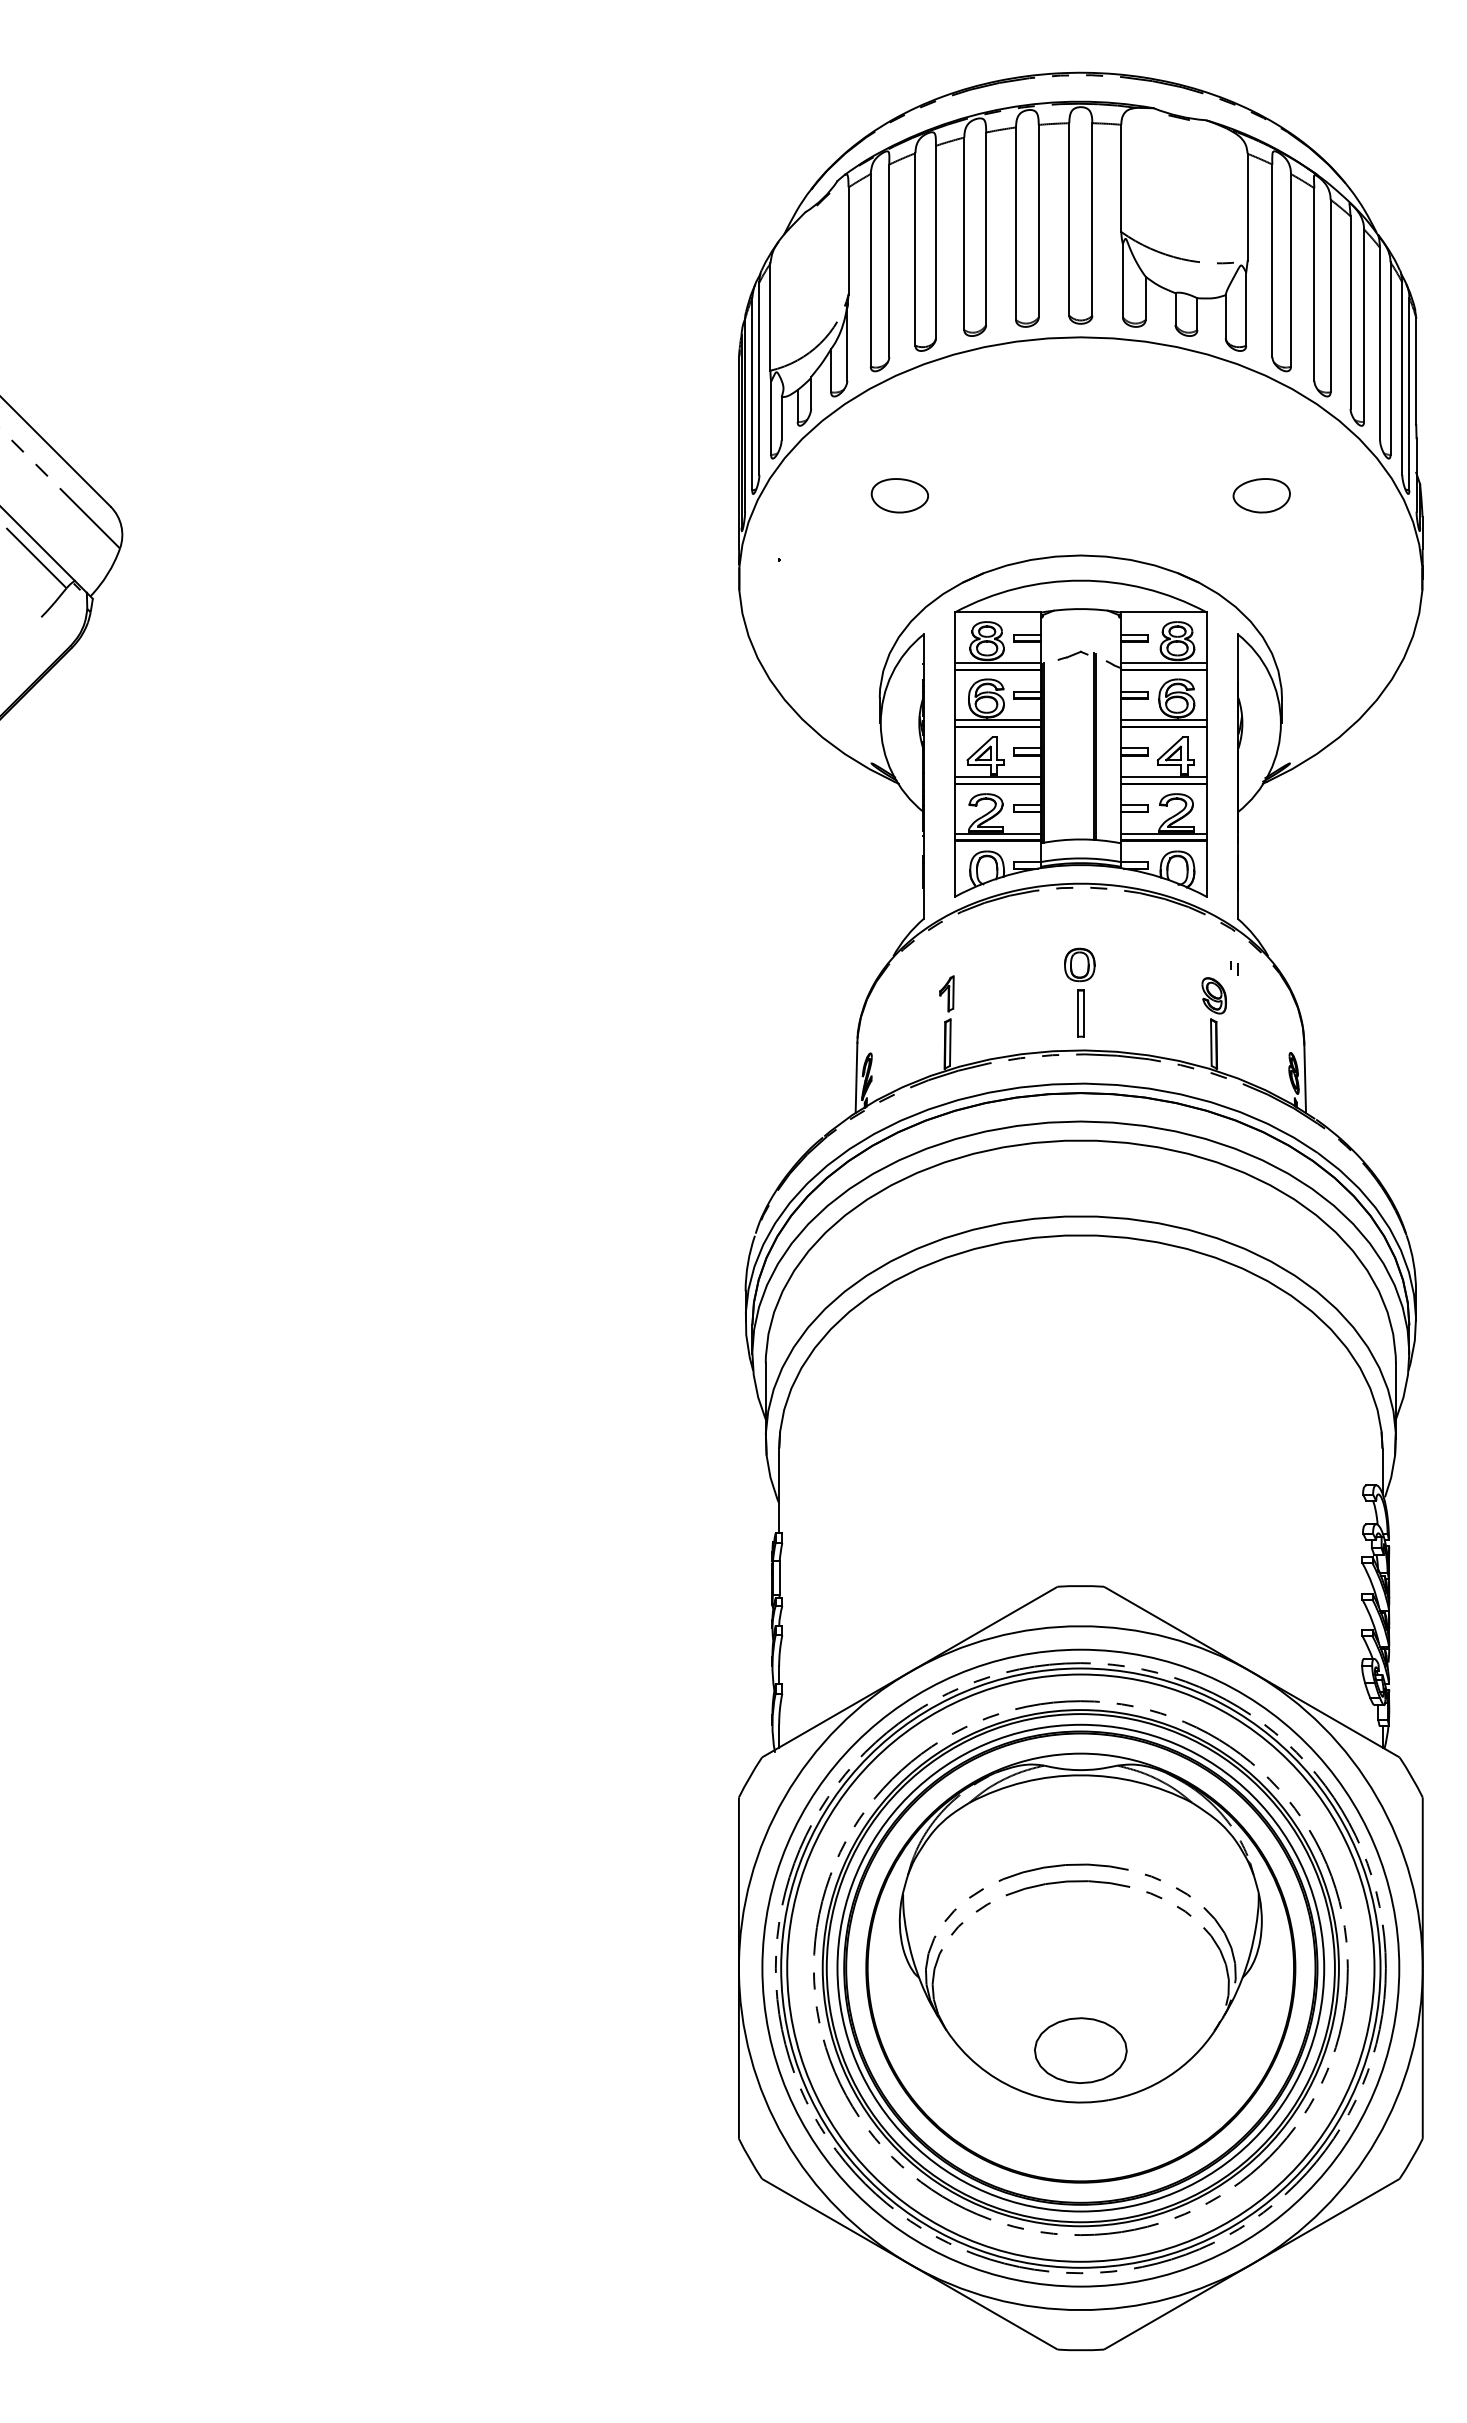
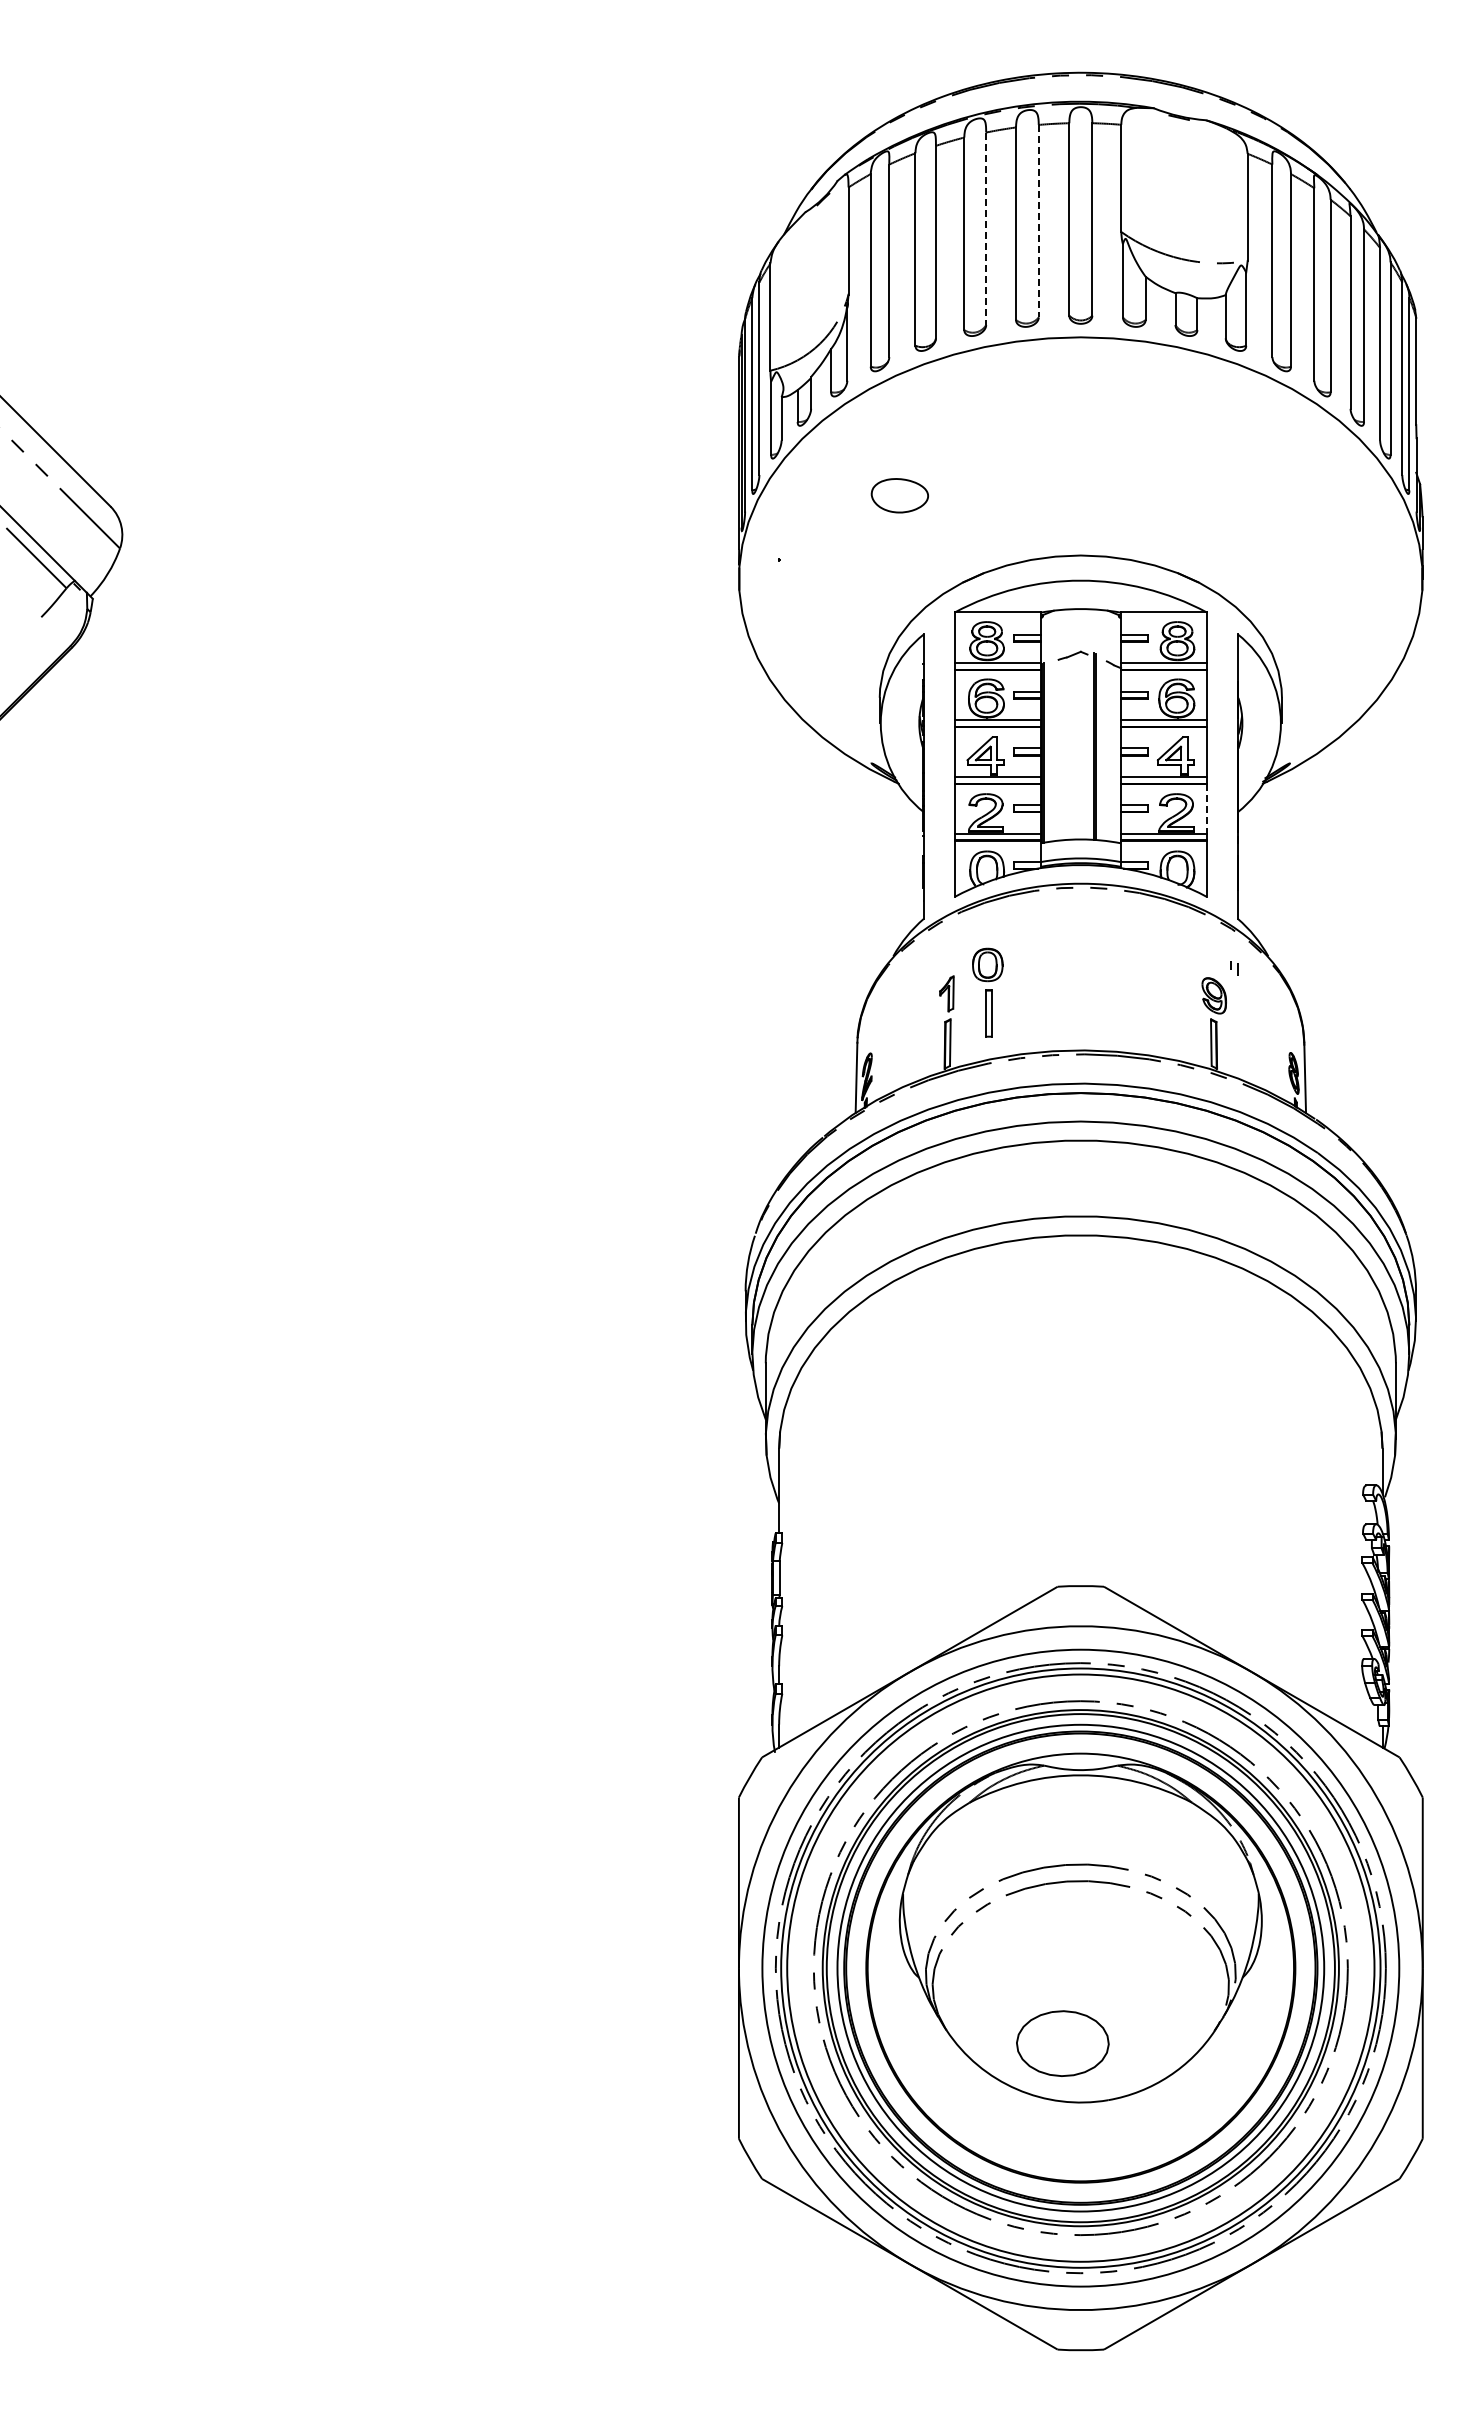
line: solid -> dashed (1038, 221)
line: solid -> dashed (986, 229)
part: present -> none (1261, 495)
line: solid -> dashed (1206, 808)
part position: (1079, 992) -> (987, 992) (987, 992)
part position: (1080, 2050) -> (1062, 2043) (1062, 2043)
